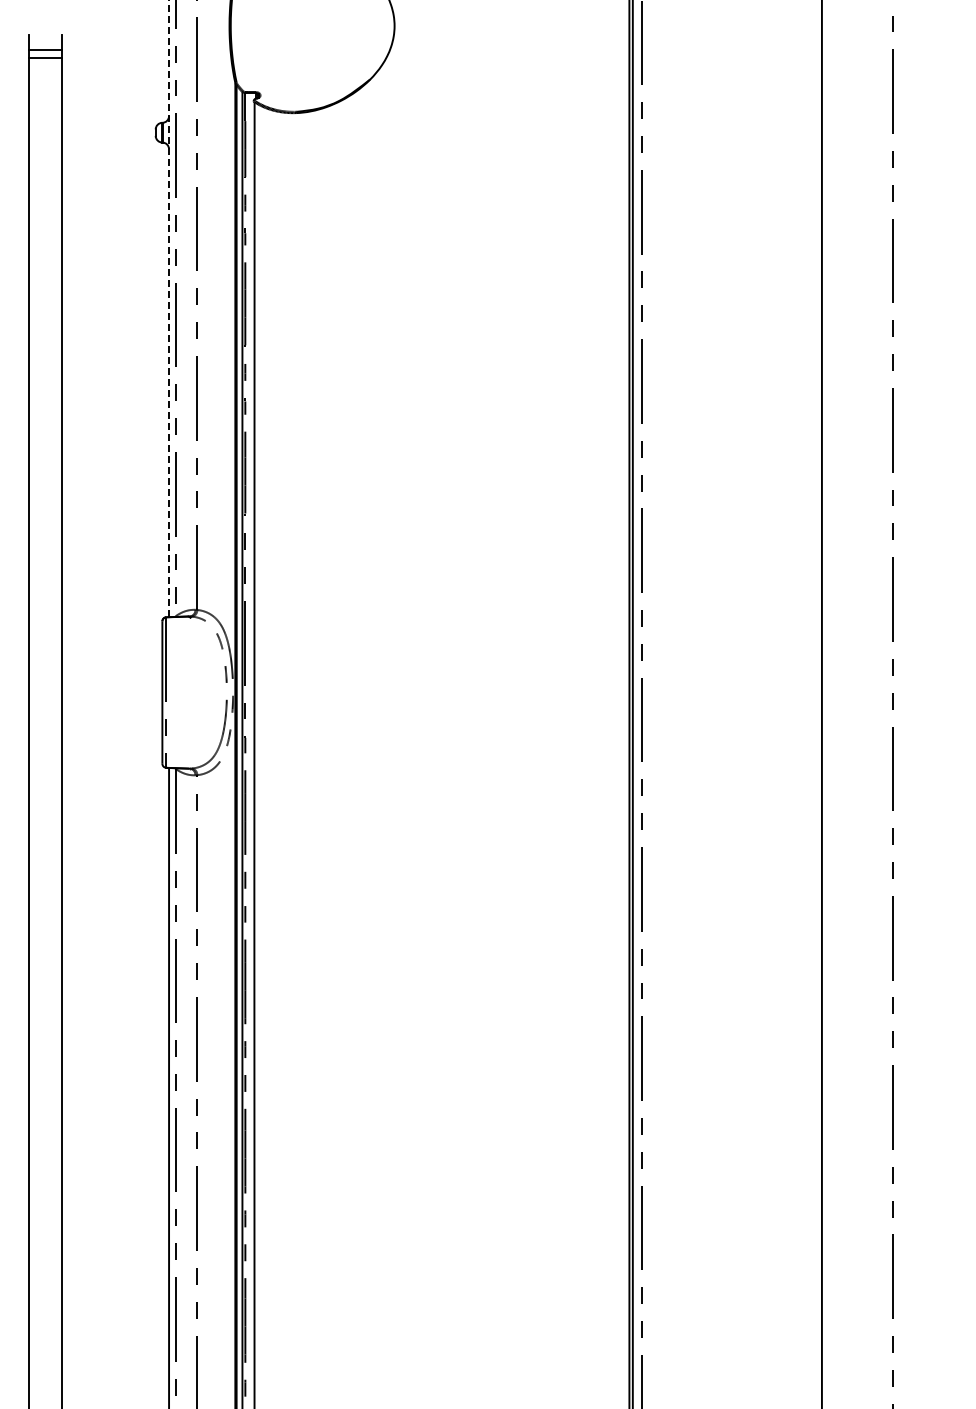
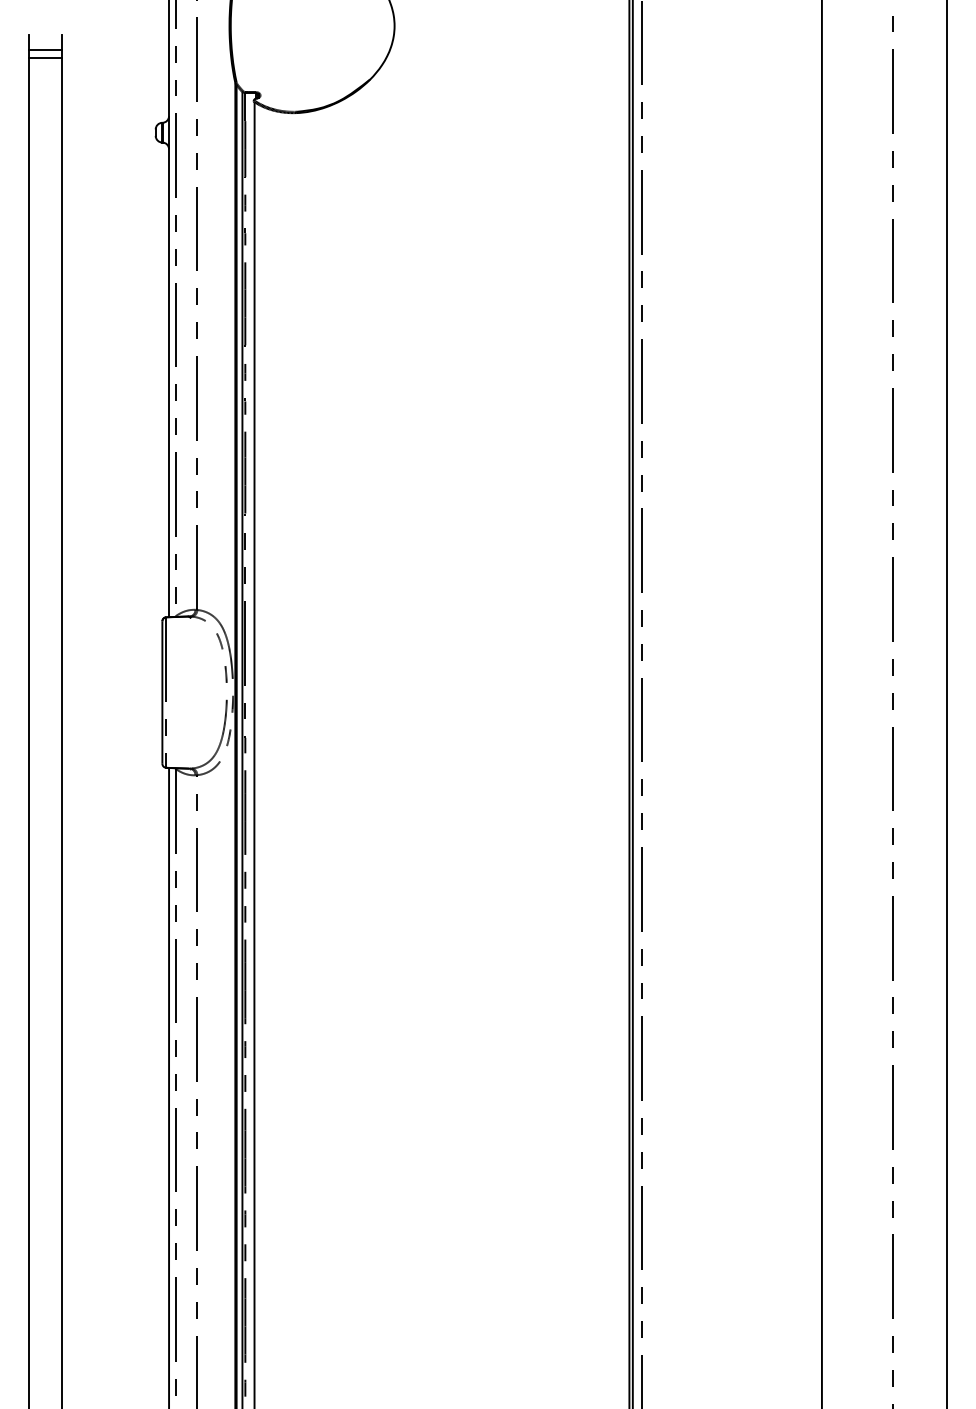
line: dashed -> solid (169, 308)
line: none -> present (946, 703)
